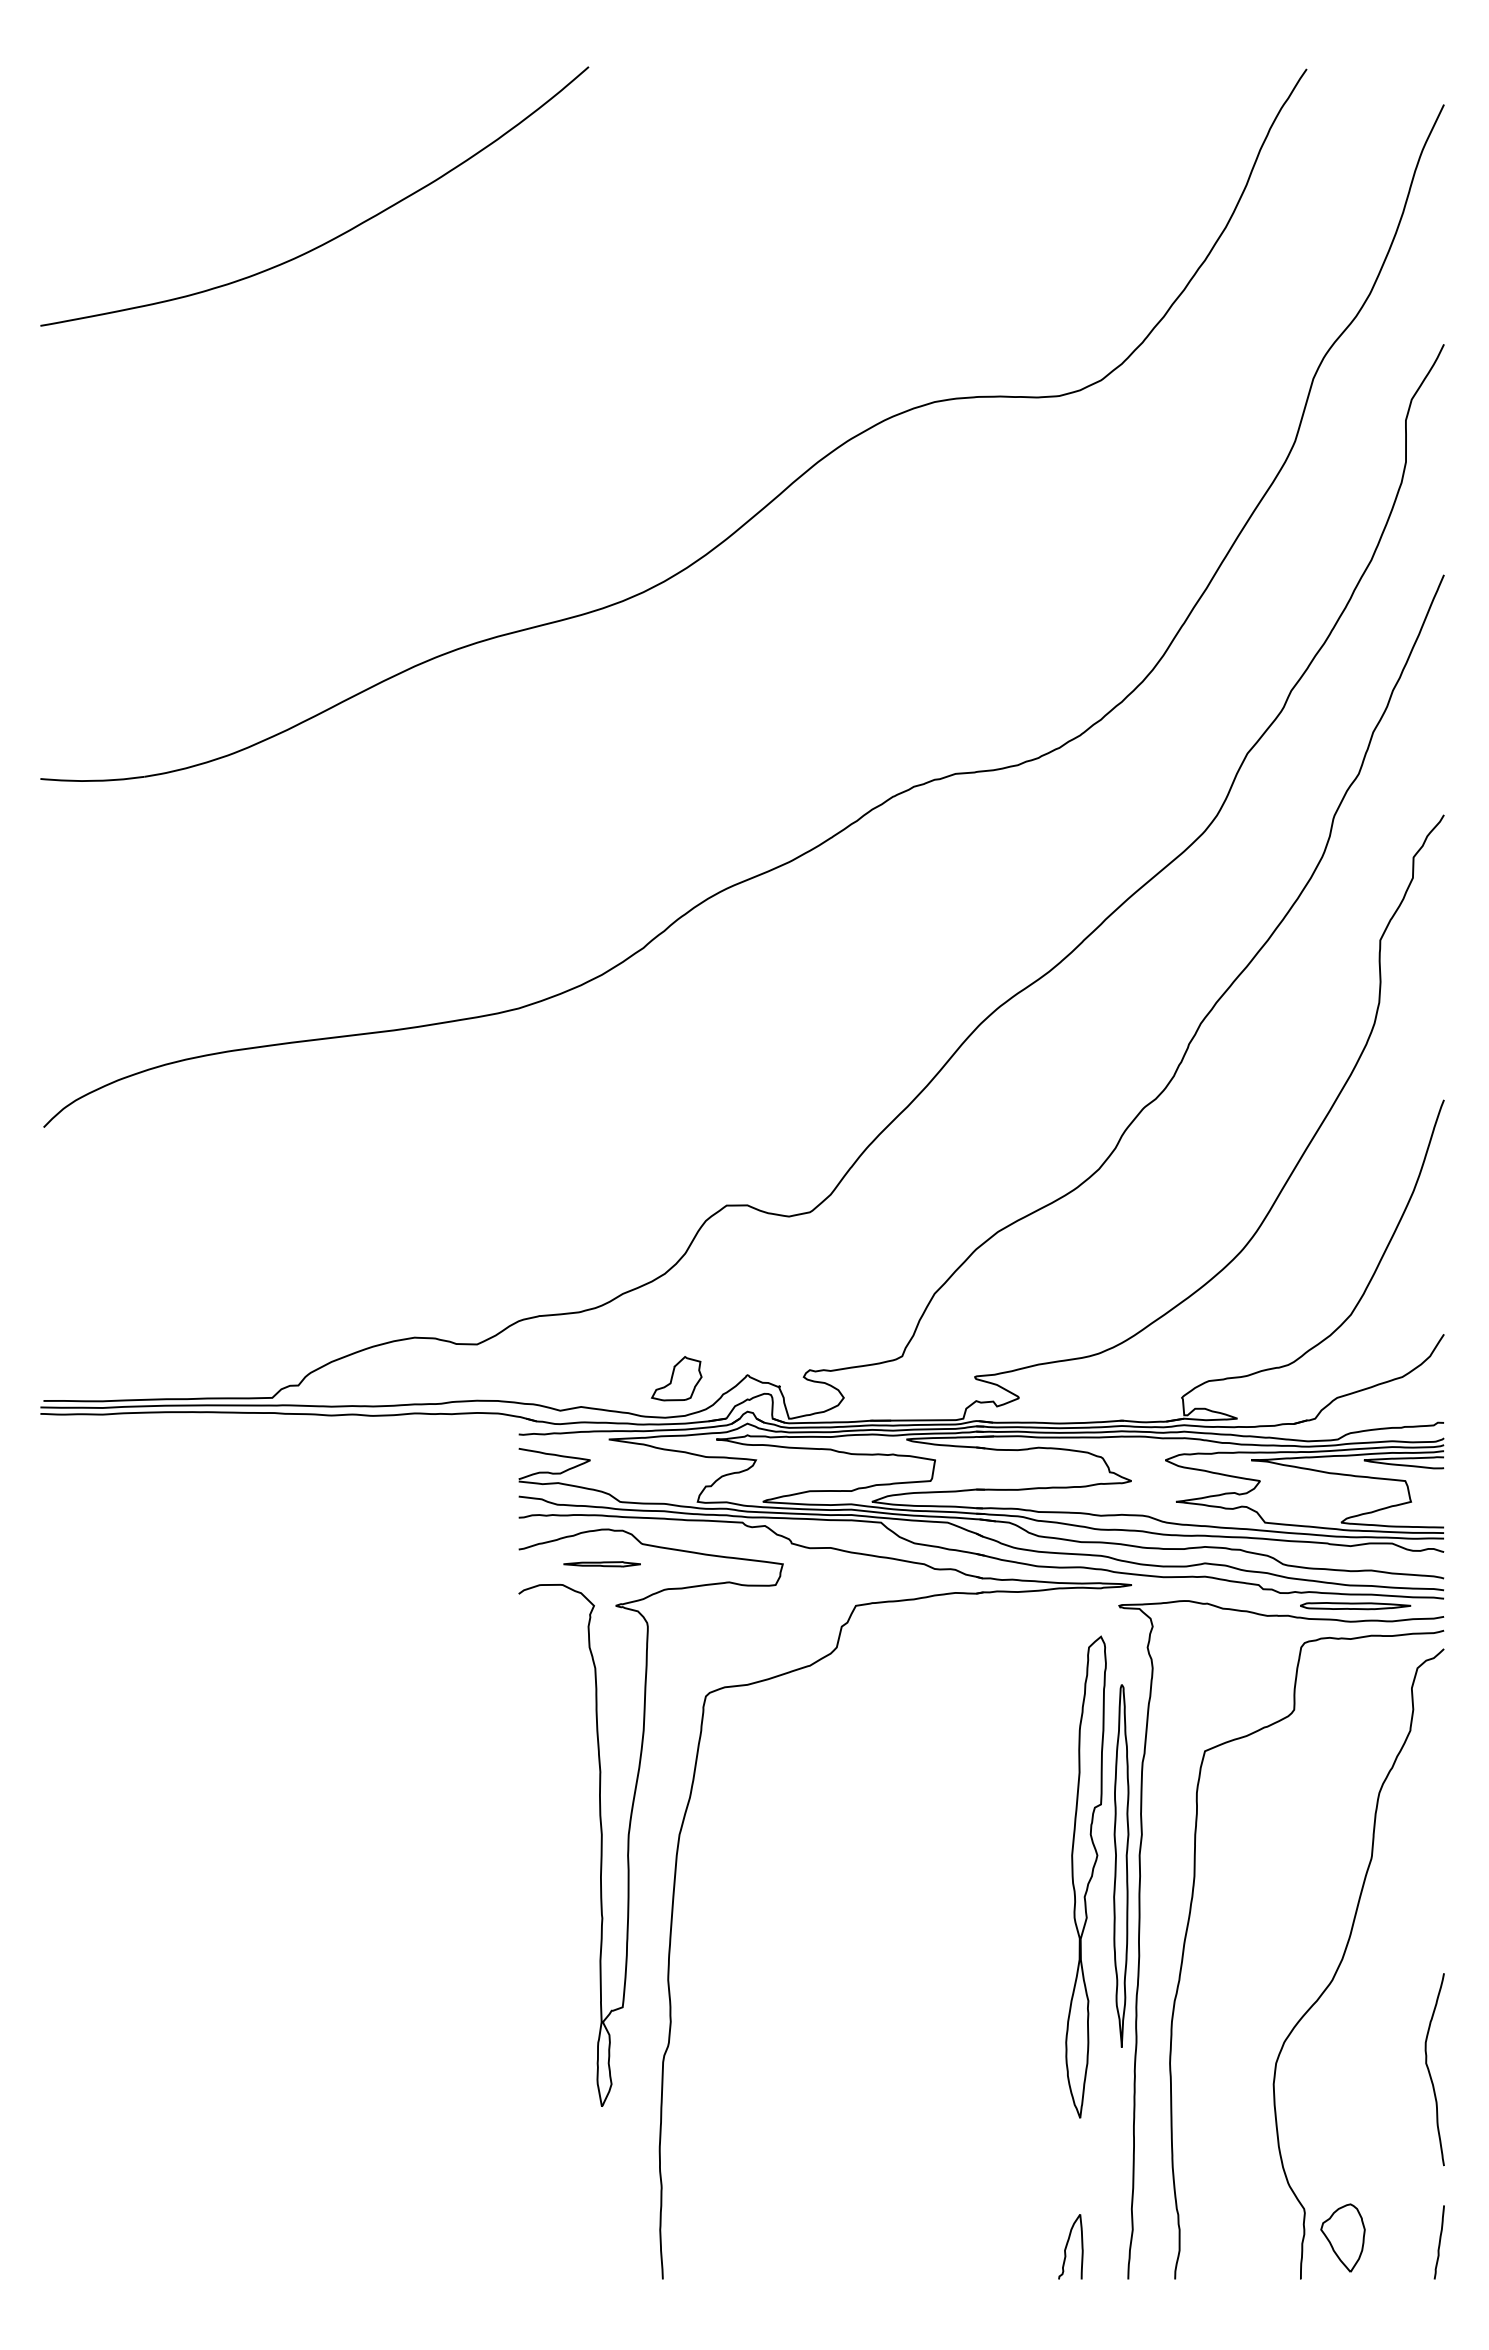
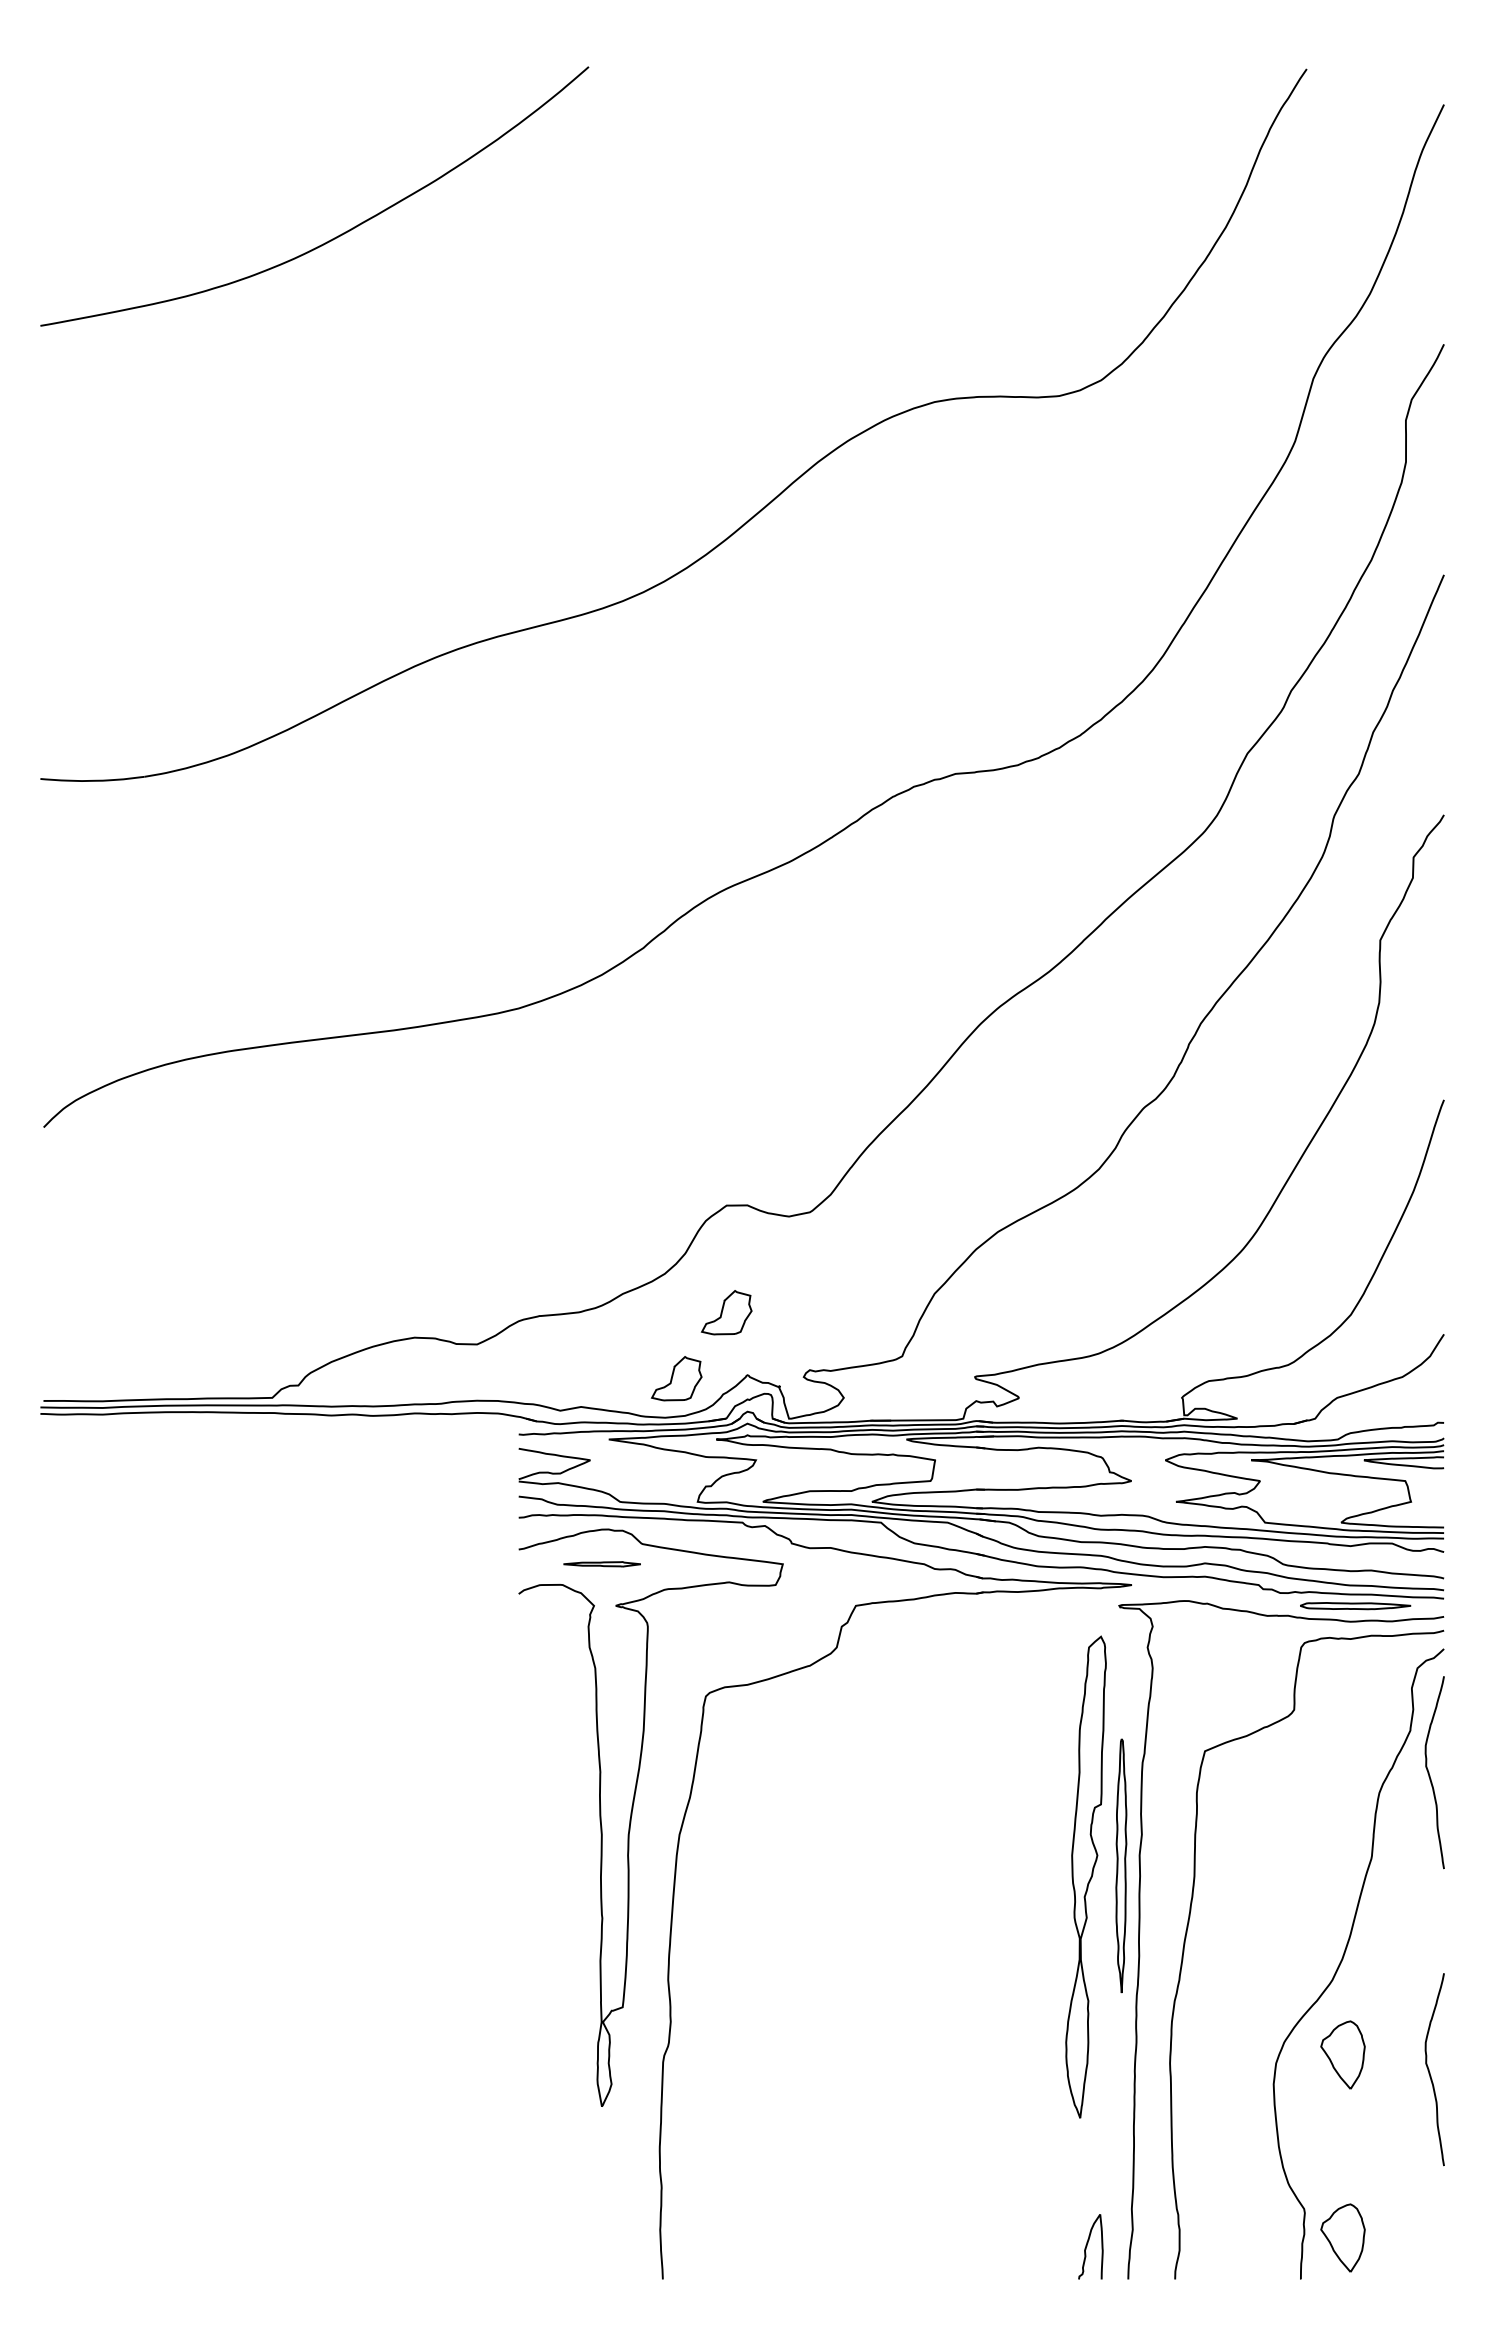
part: none -> present (726, 1312)
curve: none -> present (1429, 1772)
part size: 17x364 px -> 13x256 px (1121, 1865)
part: none -> present (1342, 2054)
line: present -> none (1438, 2242)
curve position: (1067, 2246) -> (1087, 2246) (1087, 2246)
